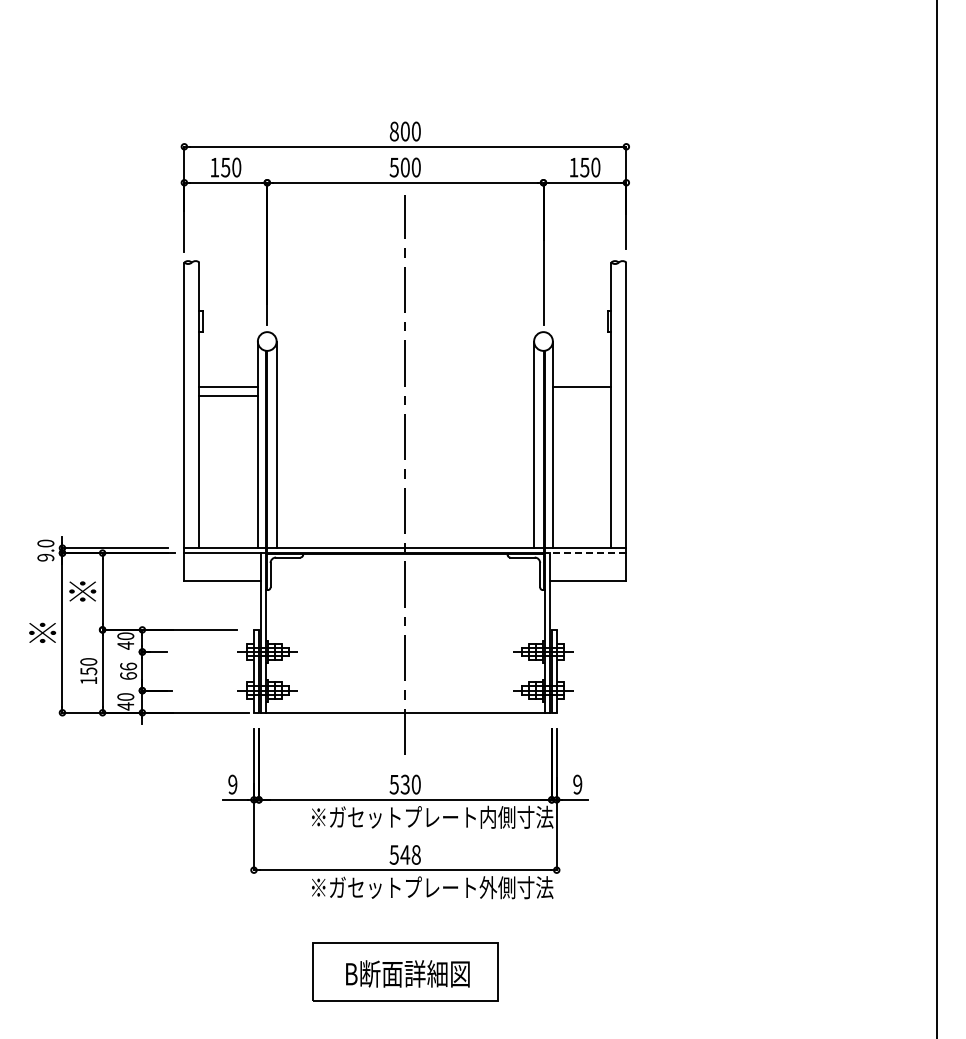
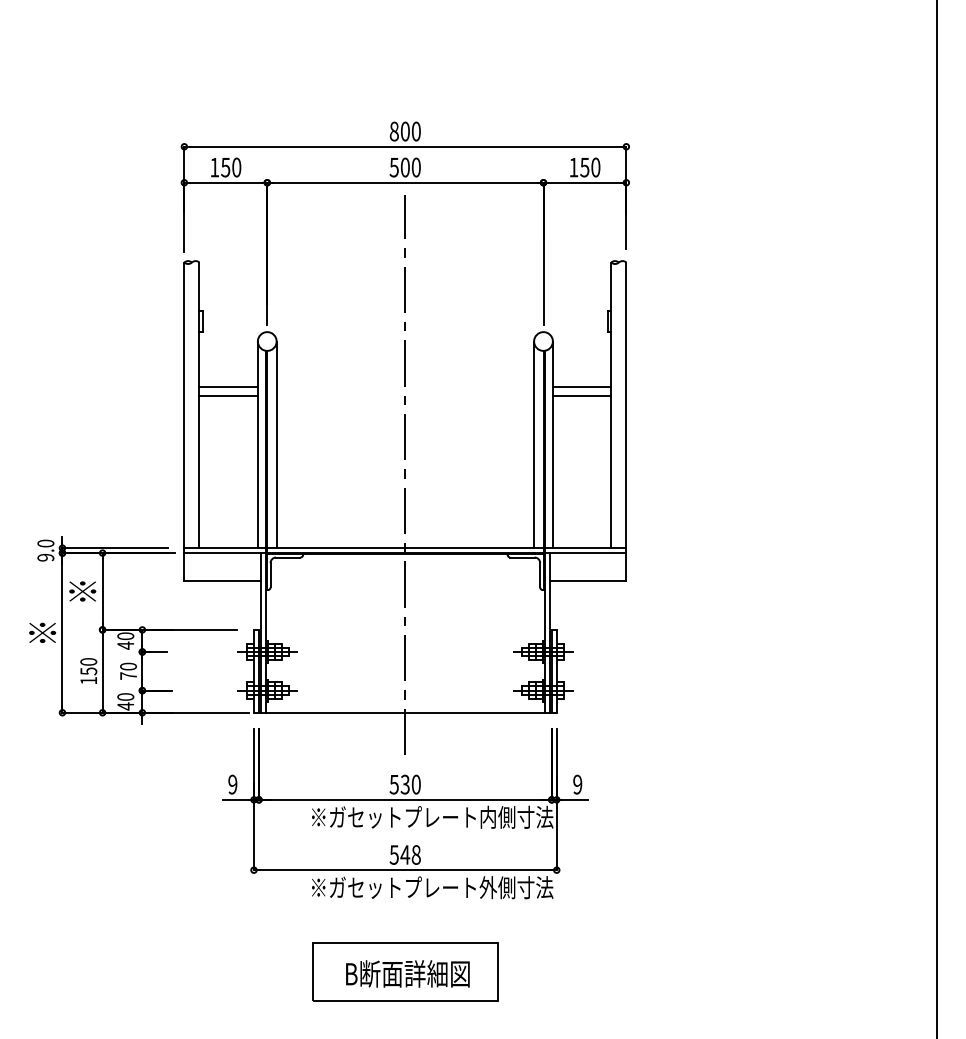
line: none -> present (581, 396)
line: dashed -> solid (585, 553)
text: 66 -> 70 (128, 670)
